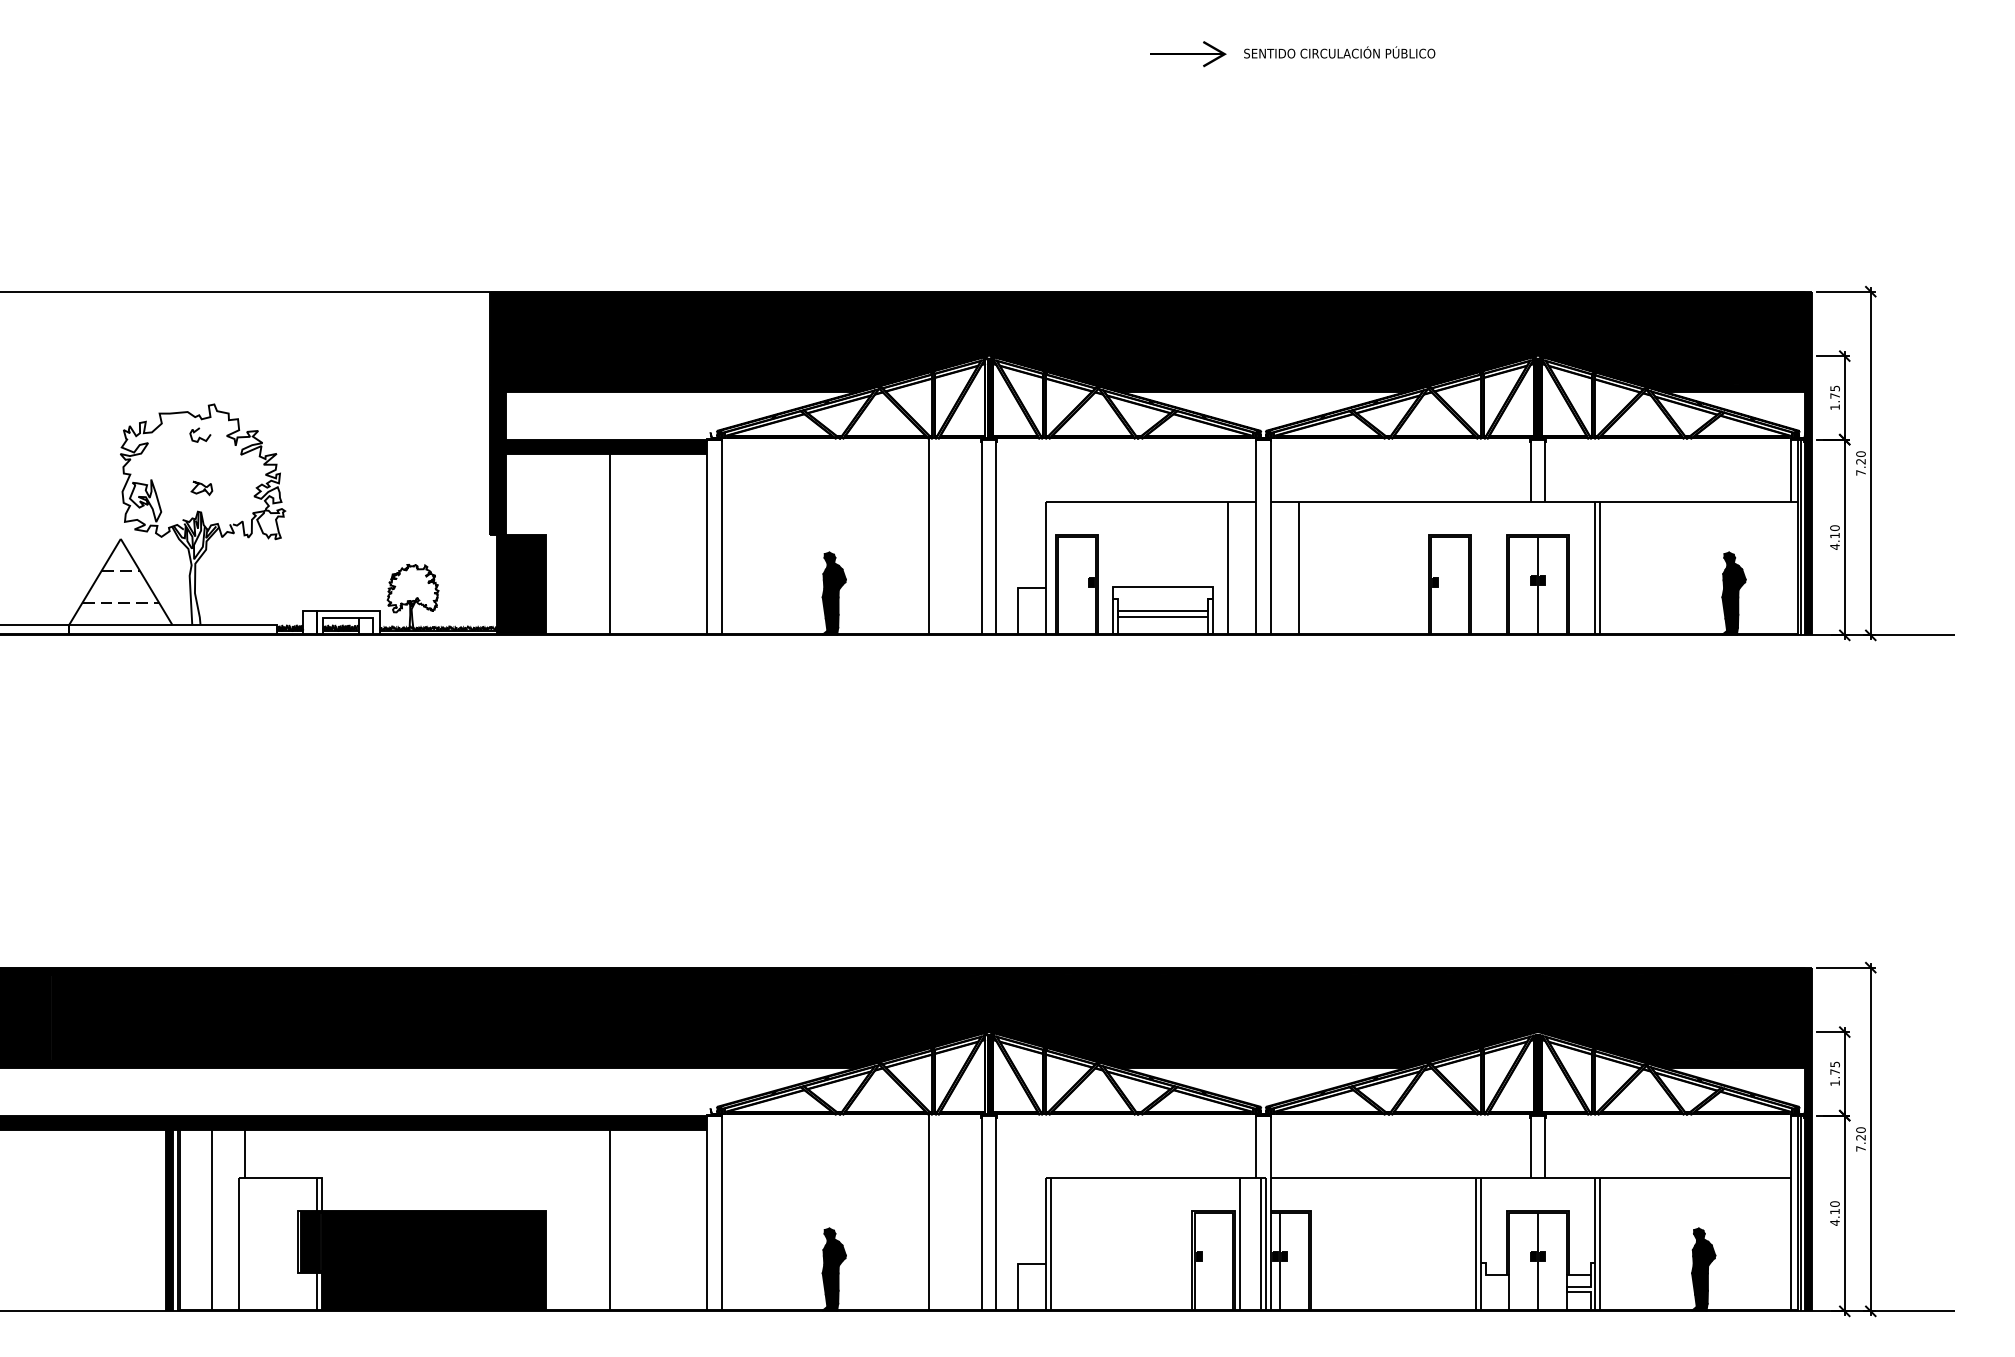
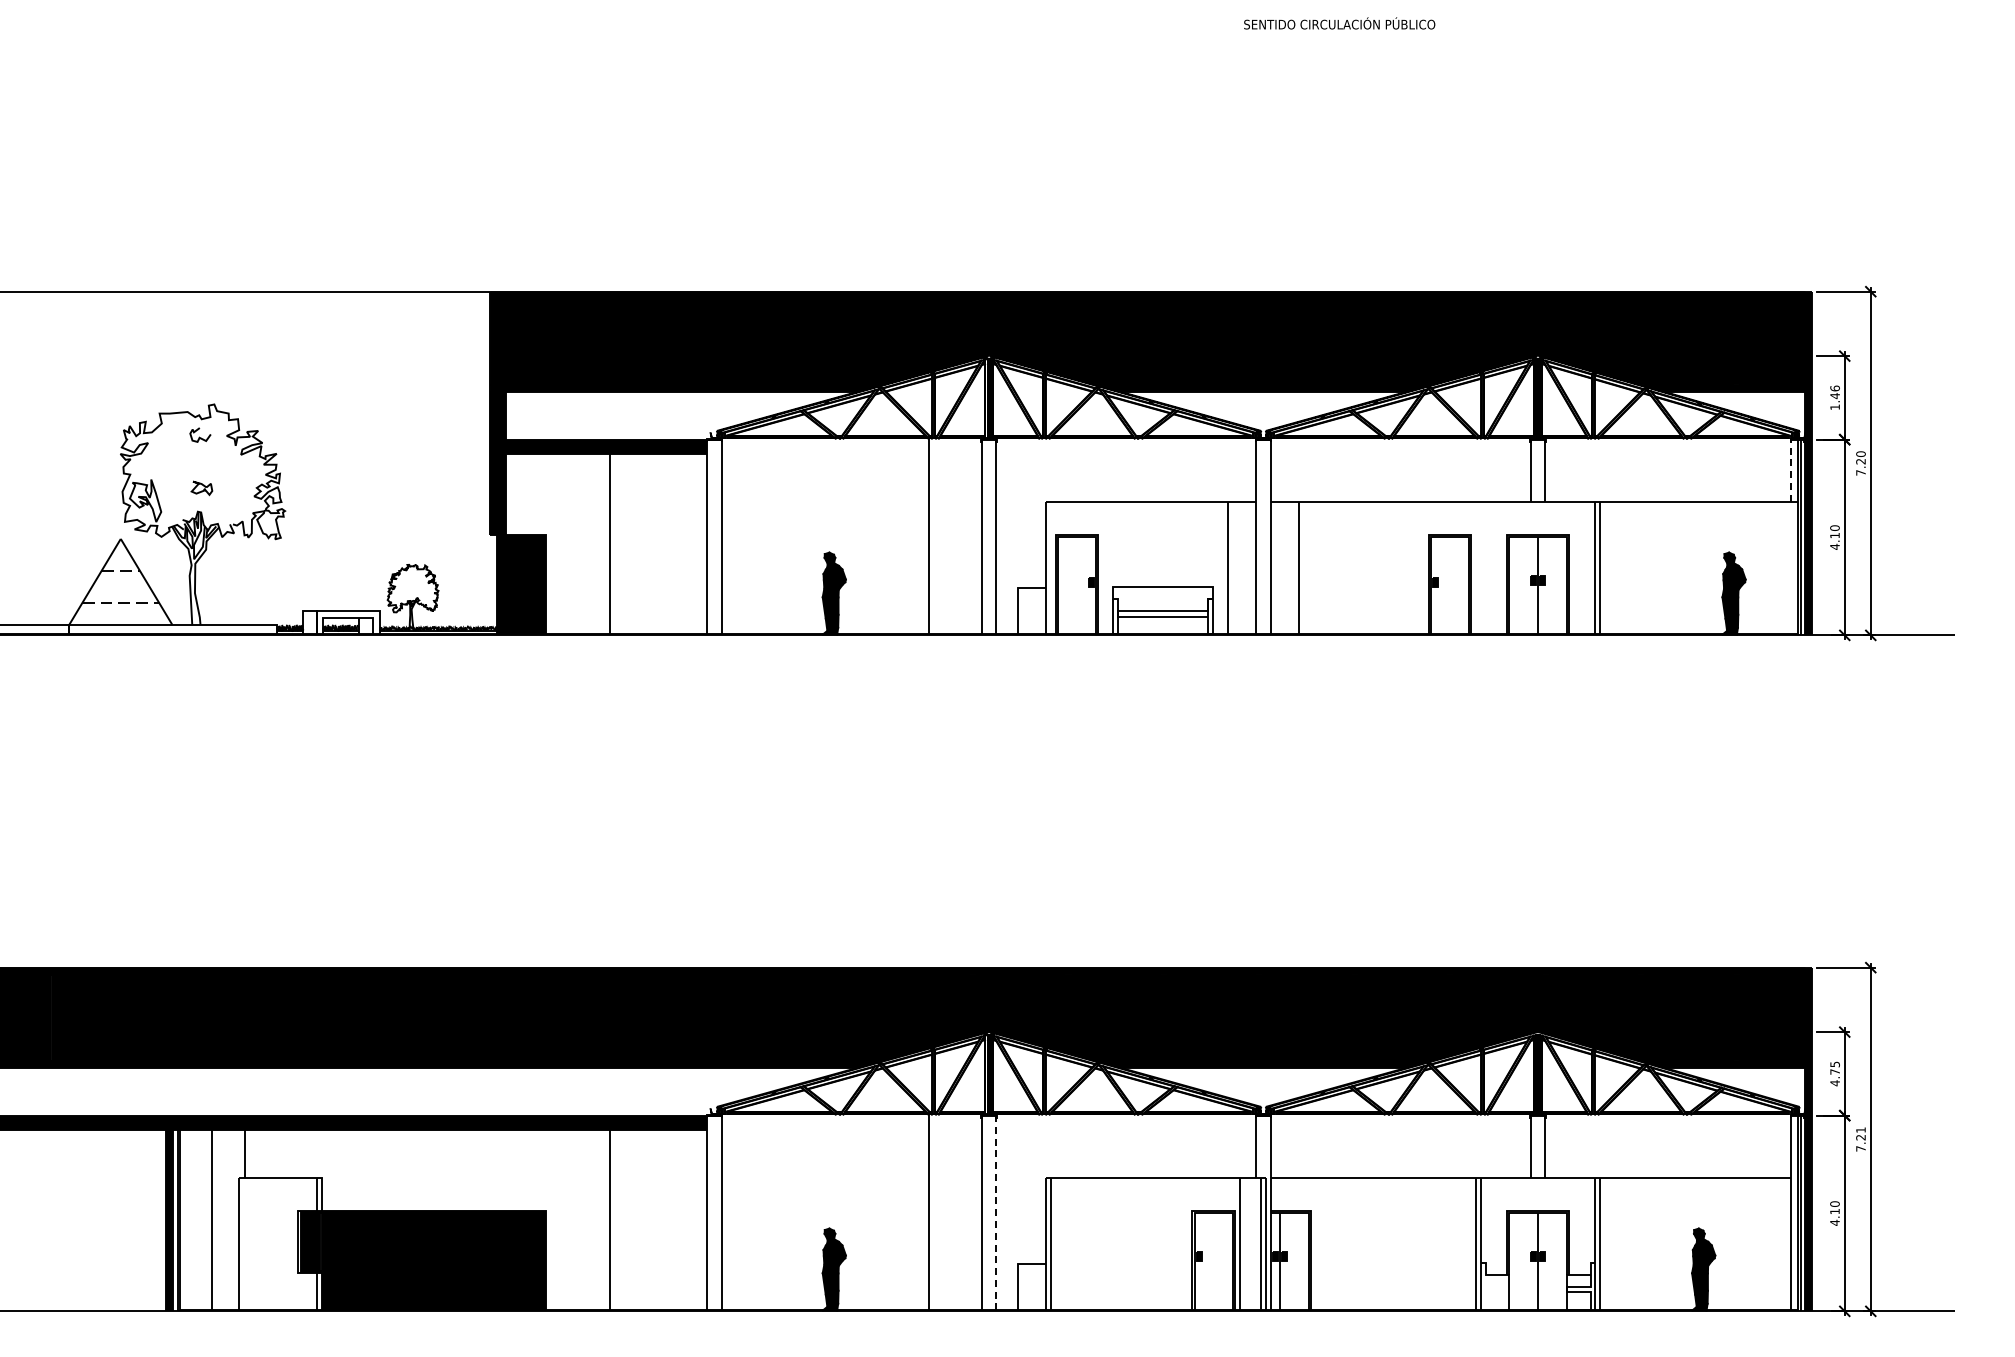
text position: (1339, 52) -> (1339, 23) (1339, 23)
part: present -> none (1188, 54)
text: 1.75 -> 1.46 (1834, 392)
line: solid -> dashed (1790, 470)
text: 1.75 -> 4.75 (1834, 1083)
text: 7.20 -> 7.21 (1860, 1129)
line: solid -> dashed (996, 1212)
